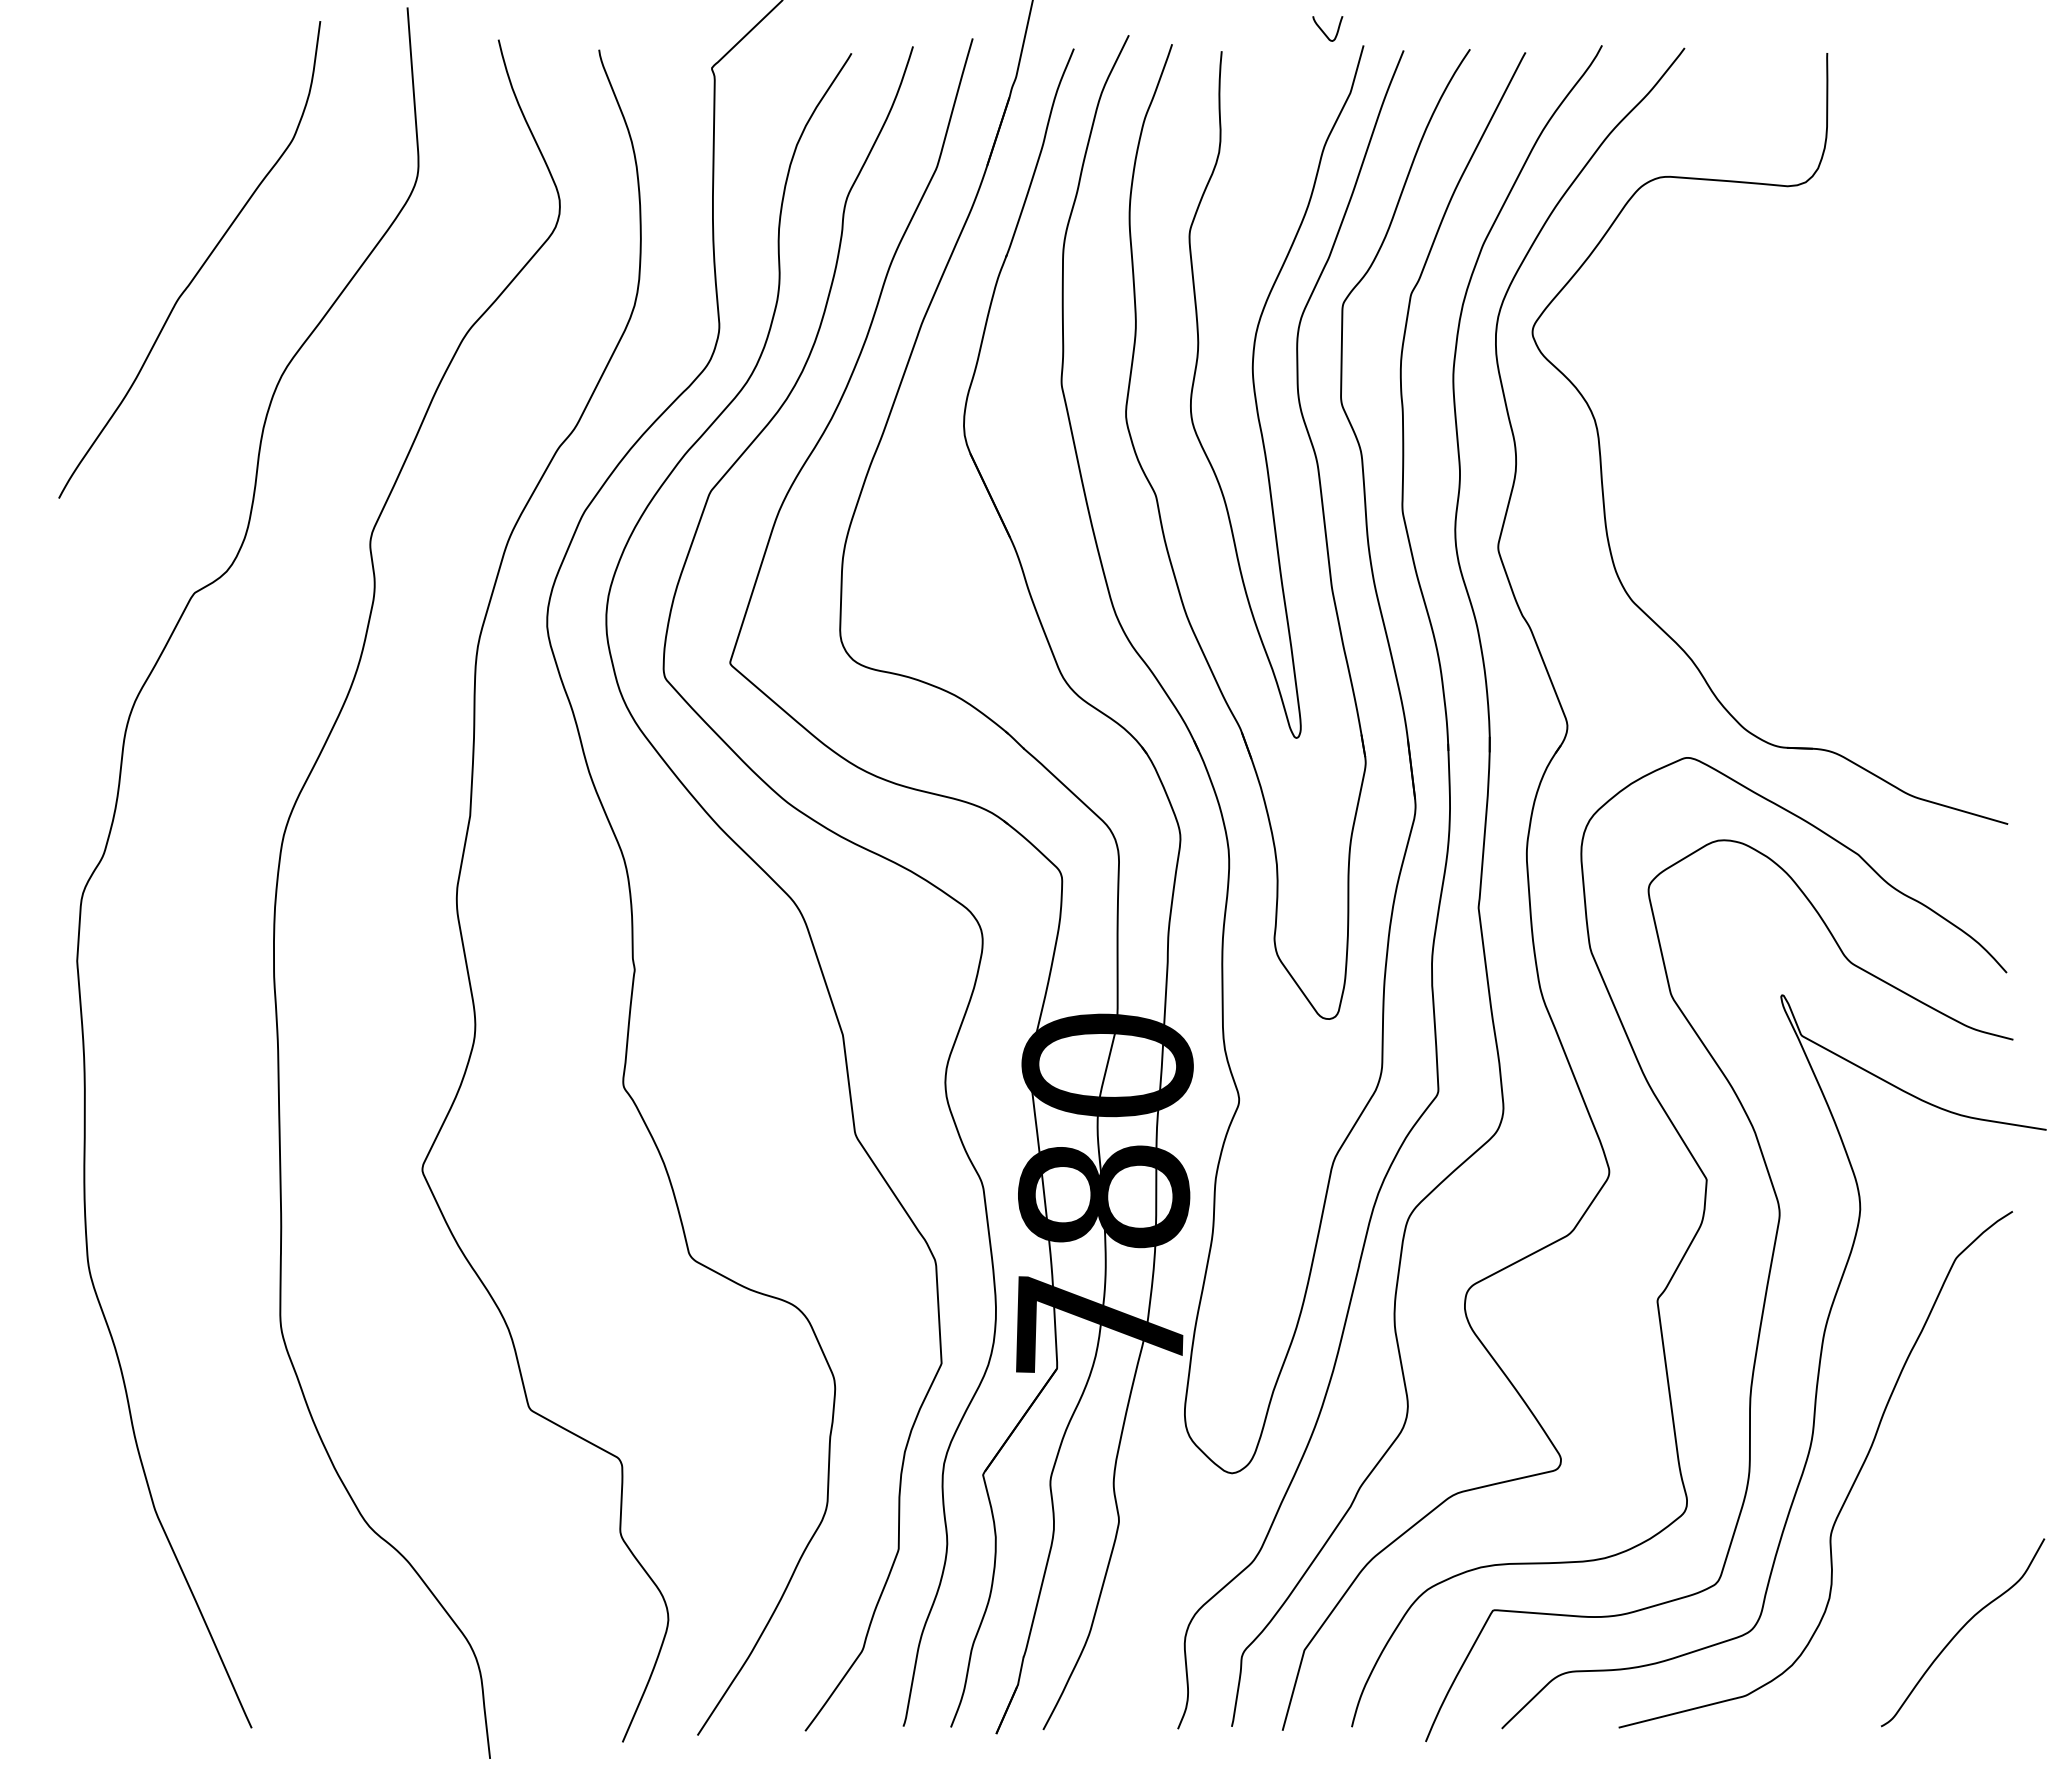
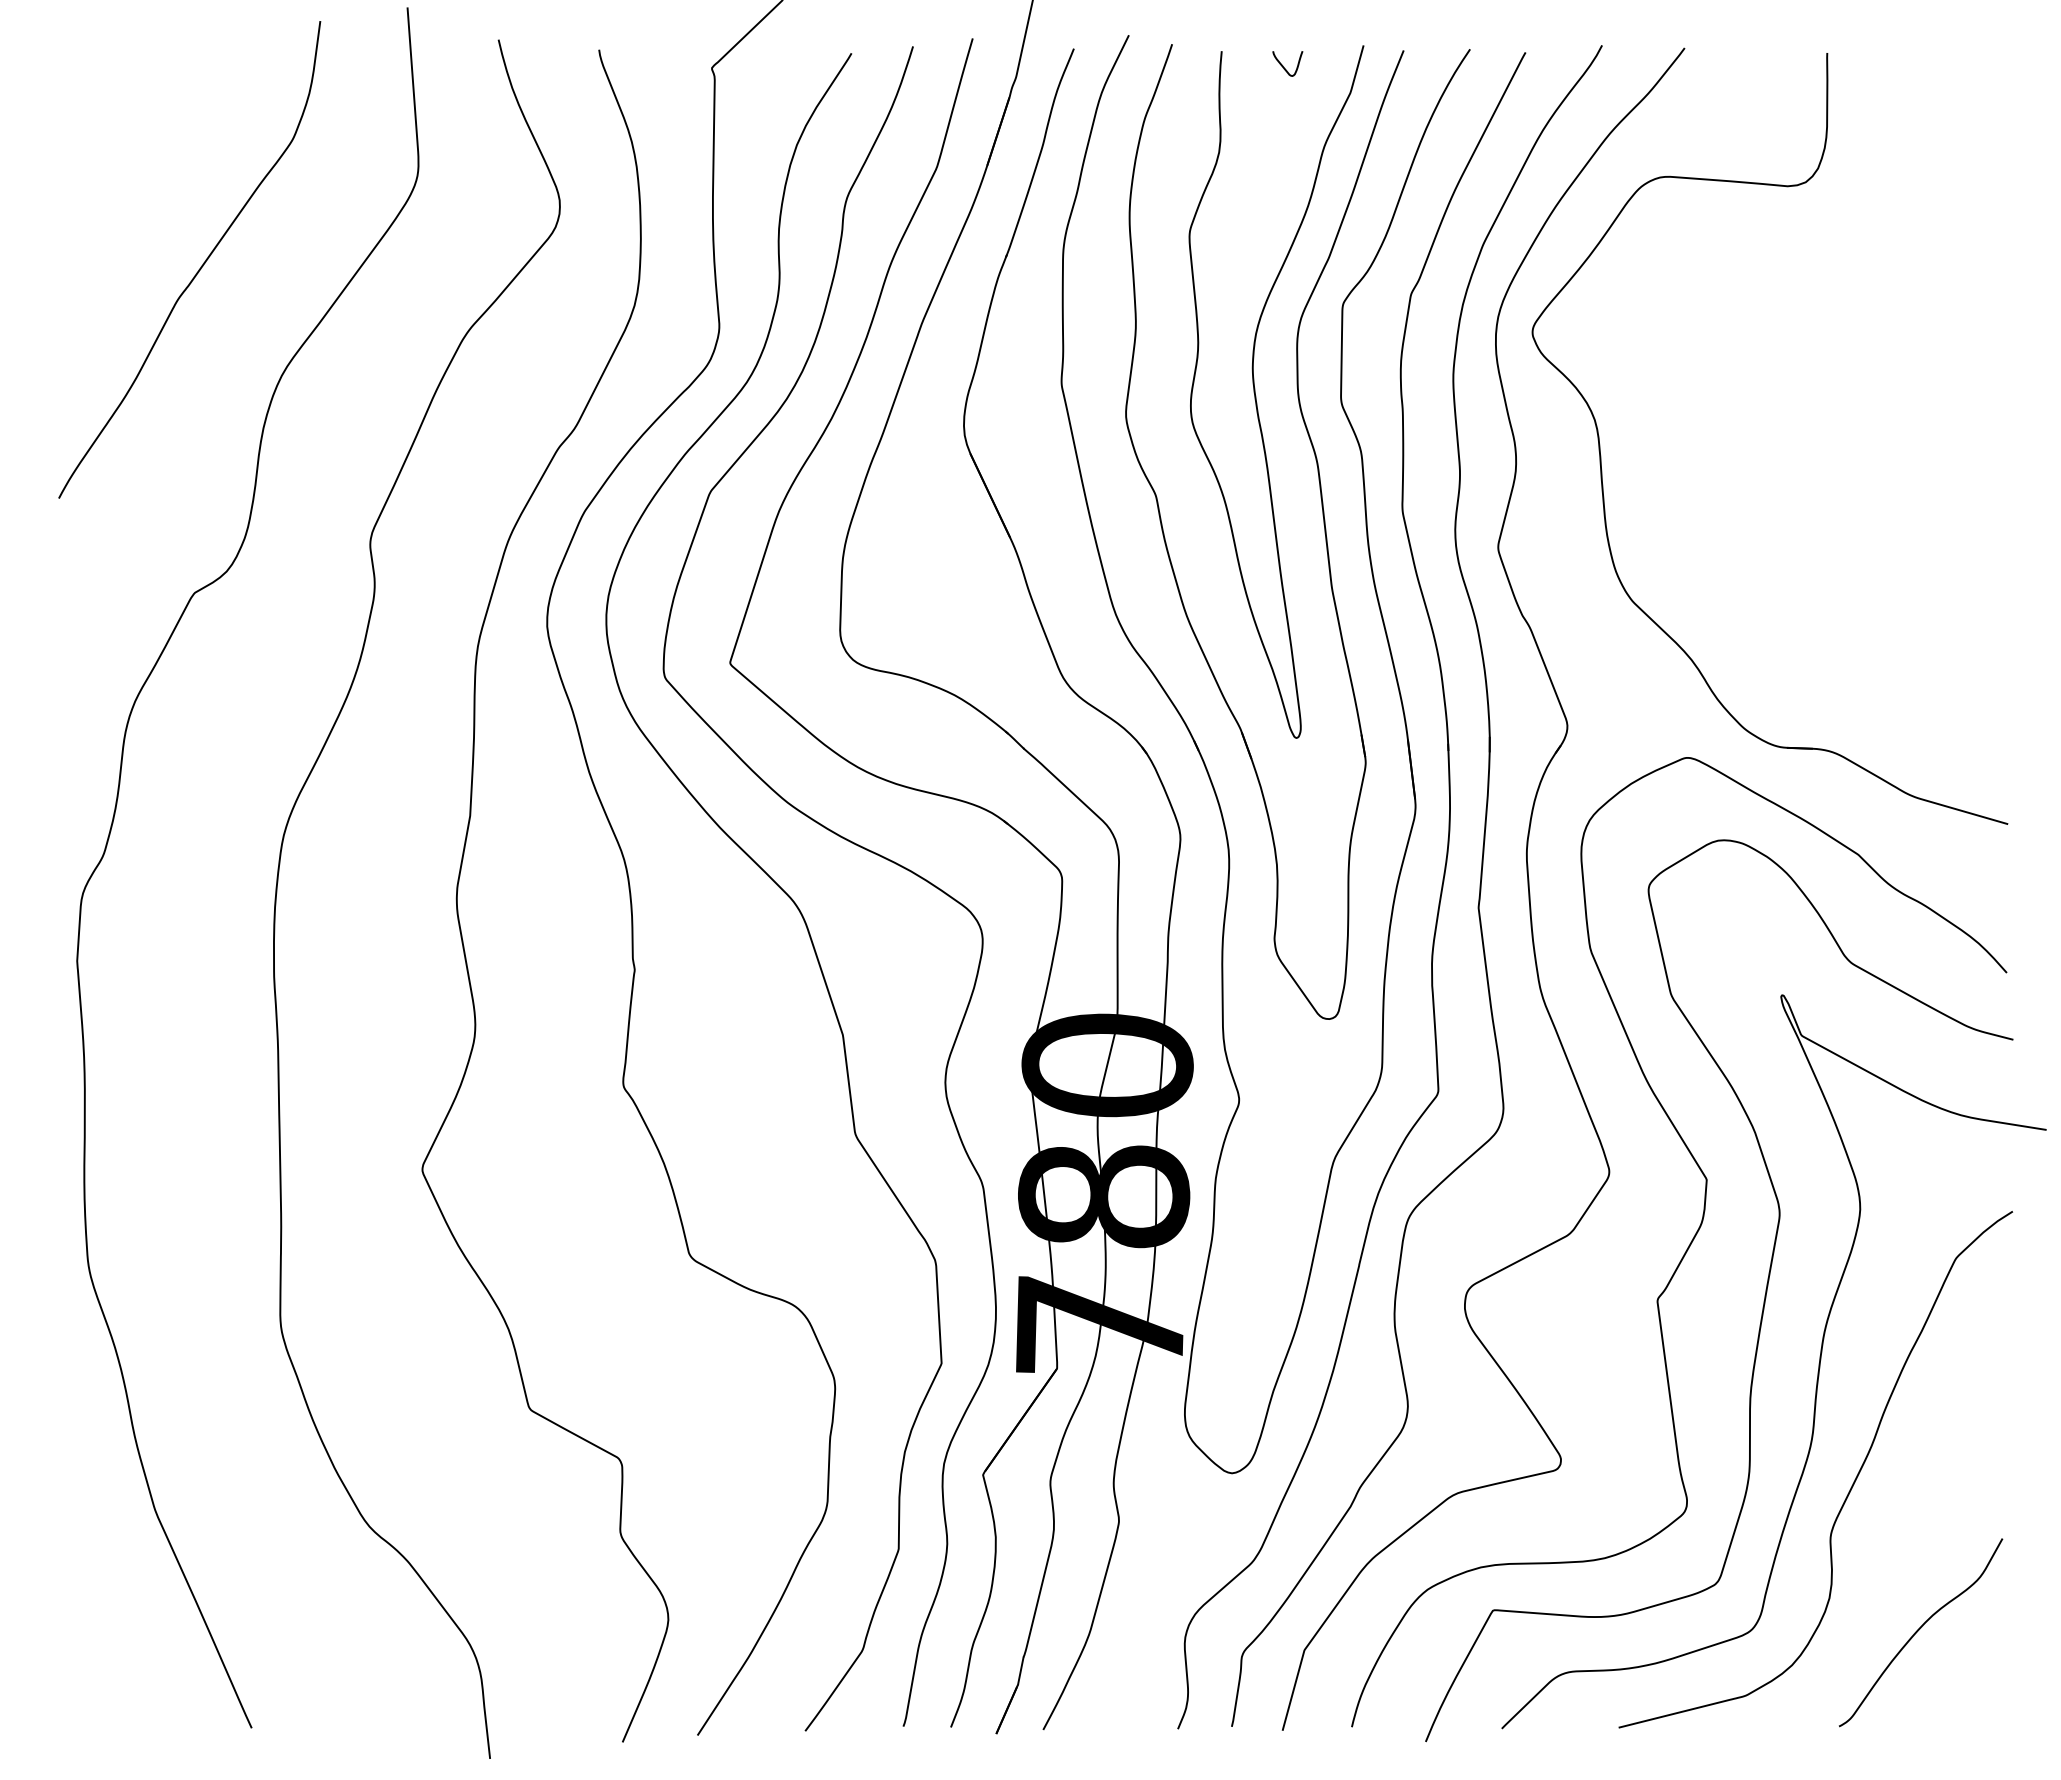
curve position: (1323, 30) -> (1283, 65) (1283, 65)
curve position: (1961, 1630) -> (1919, 1630) (1919, 1630)
